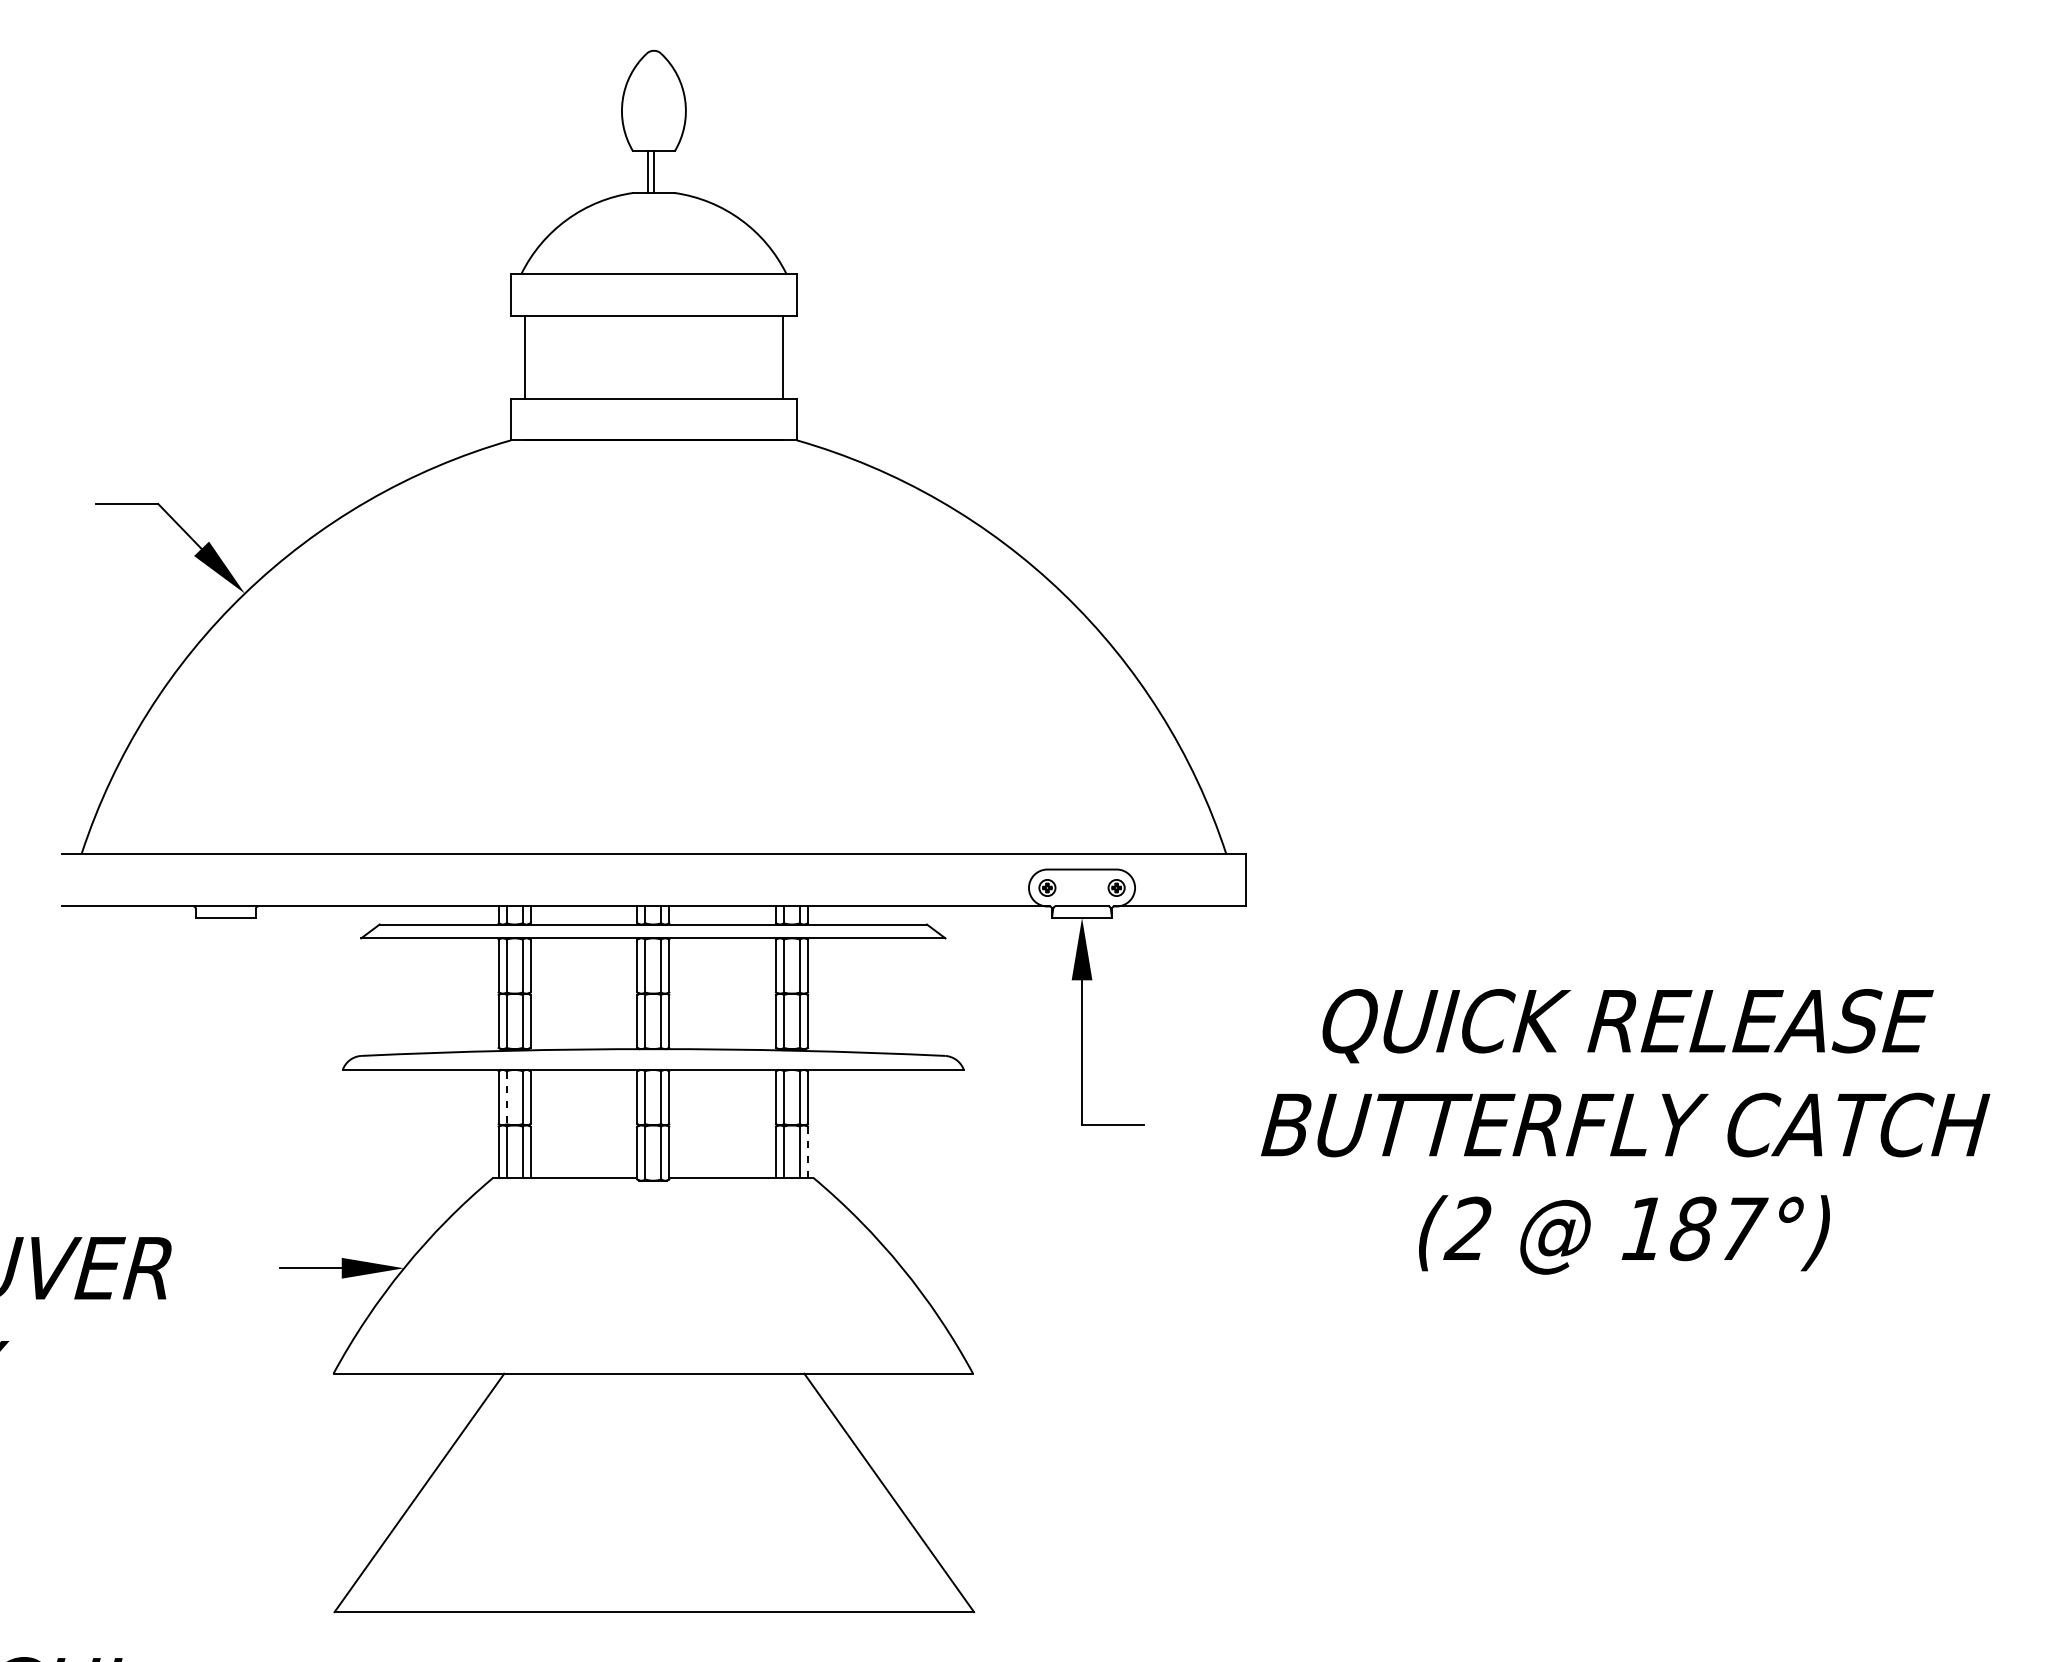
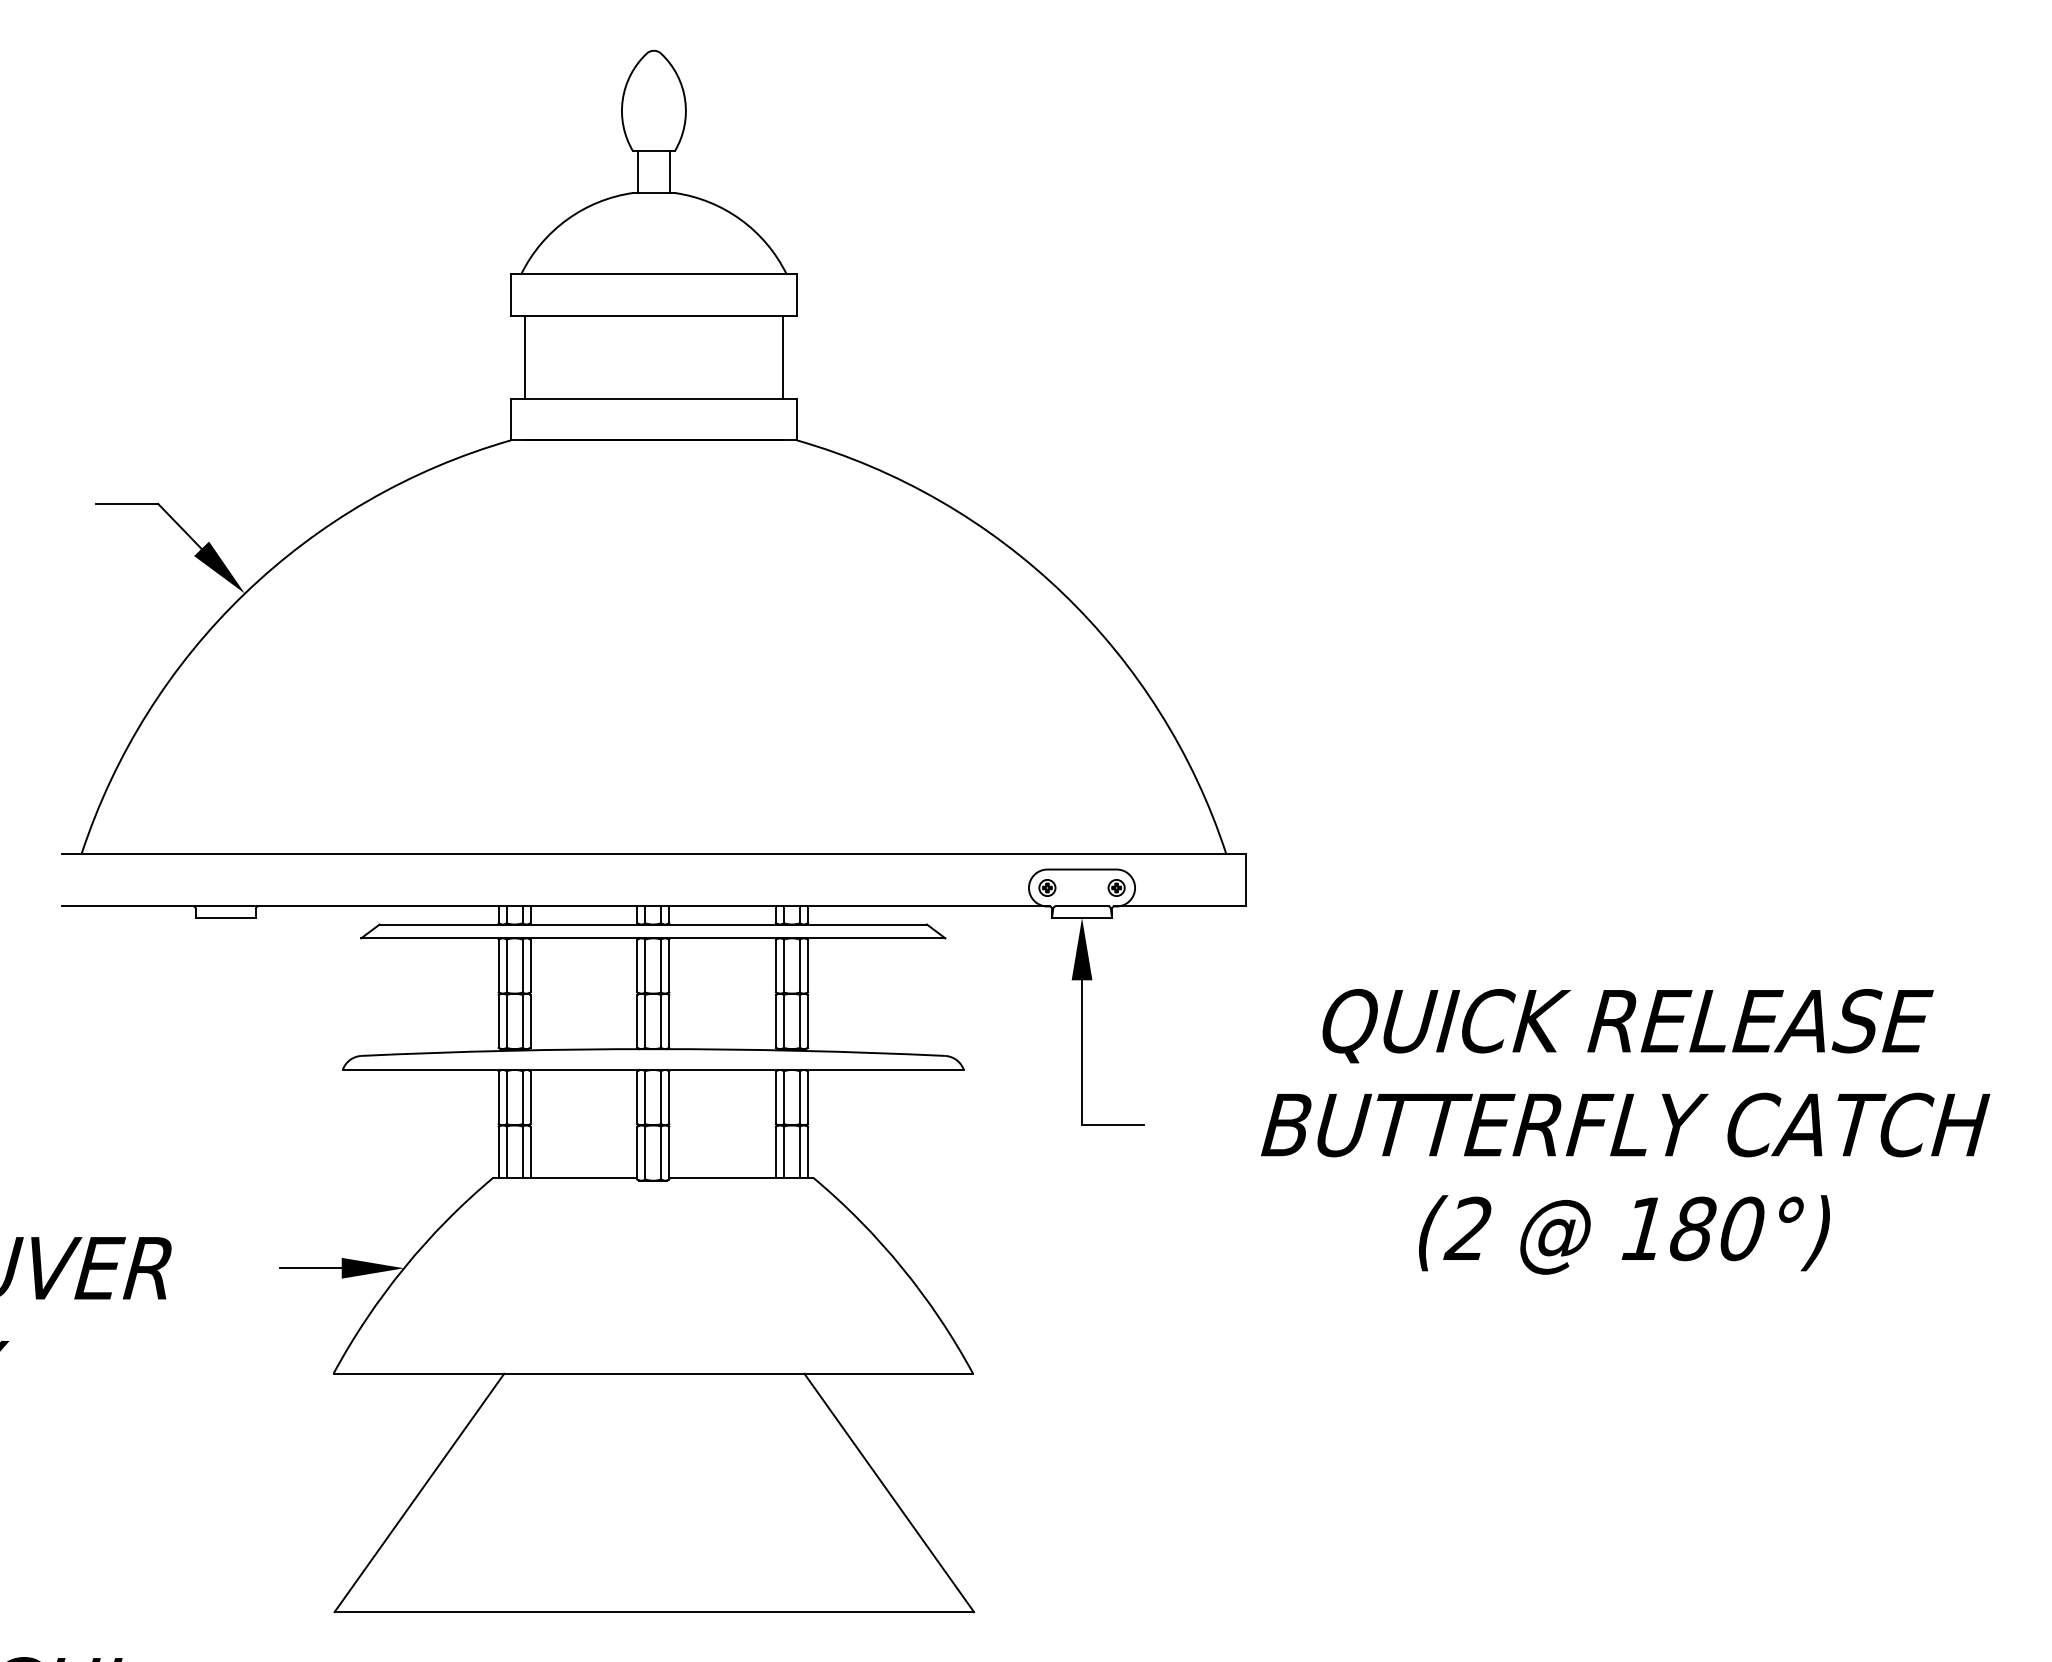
line position: (647, 172) -> (669, 172) (669, 172)
line position: (654, 172) -> (638, 172) (638, 172)
line: dashed -> solid (506, 1098)
line: dashed -> solid (807, 1152)
text: 187°) -> 180°) (1744, 1228)
